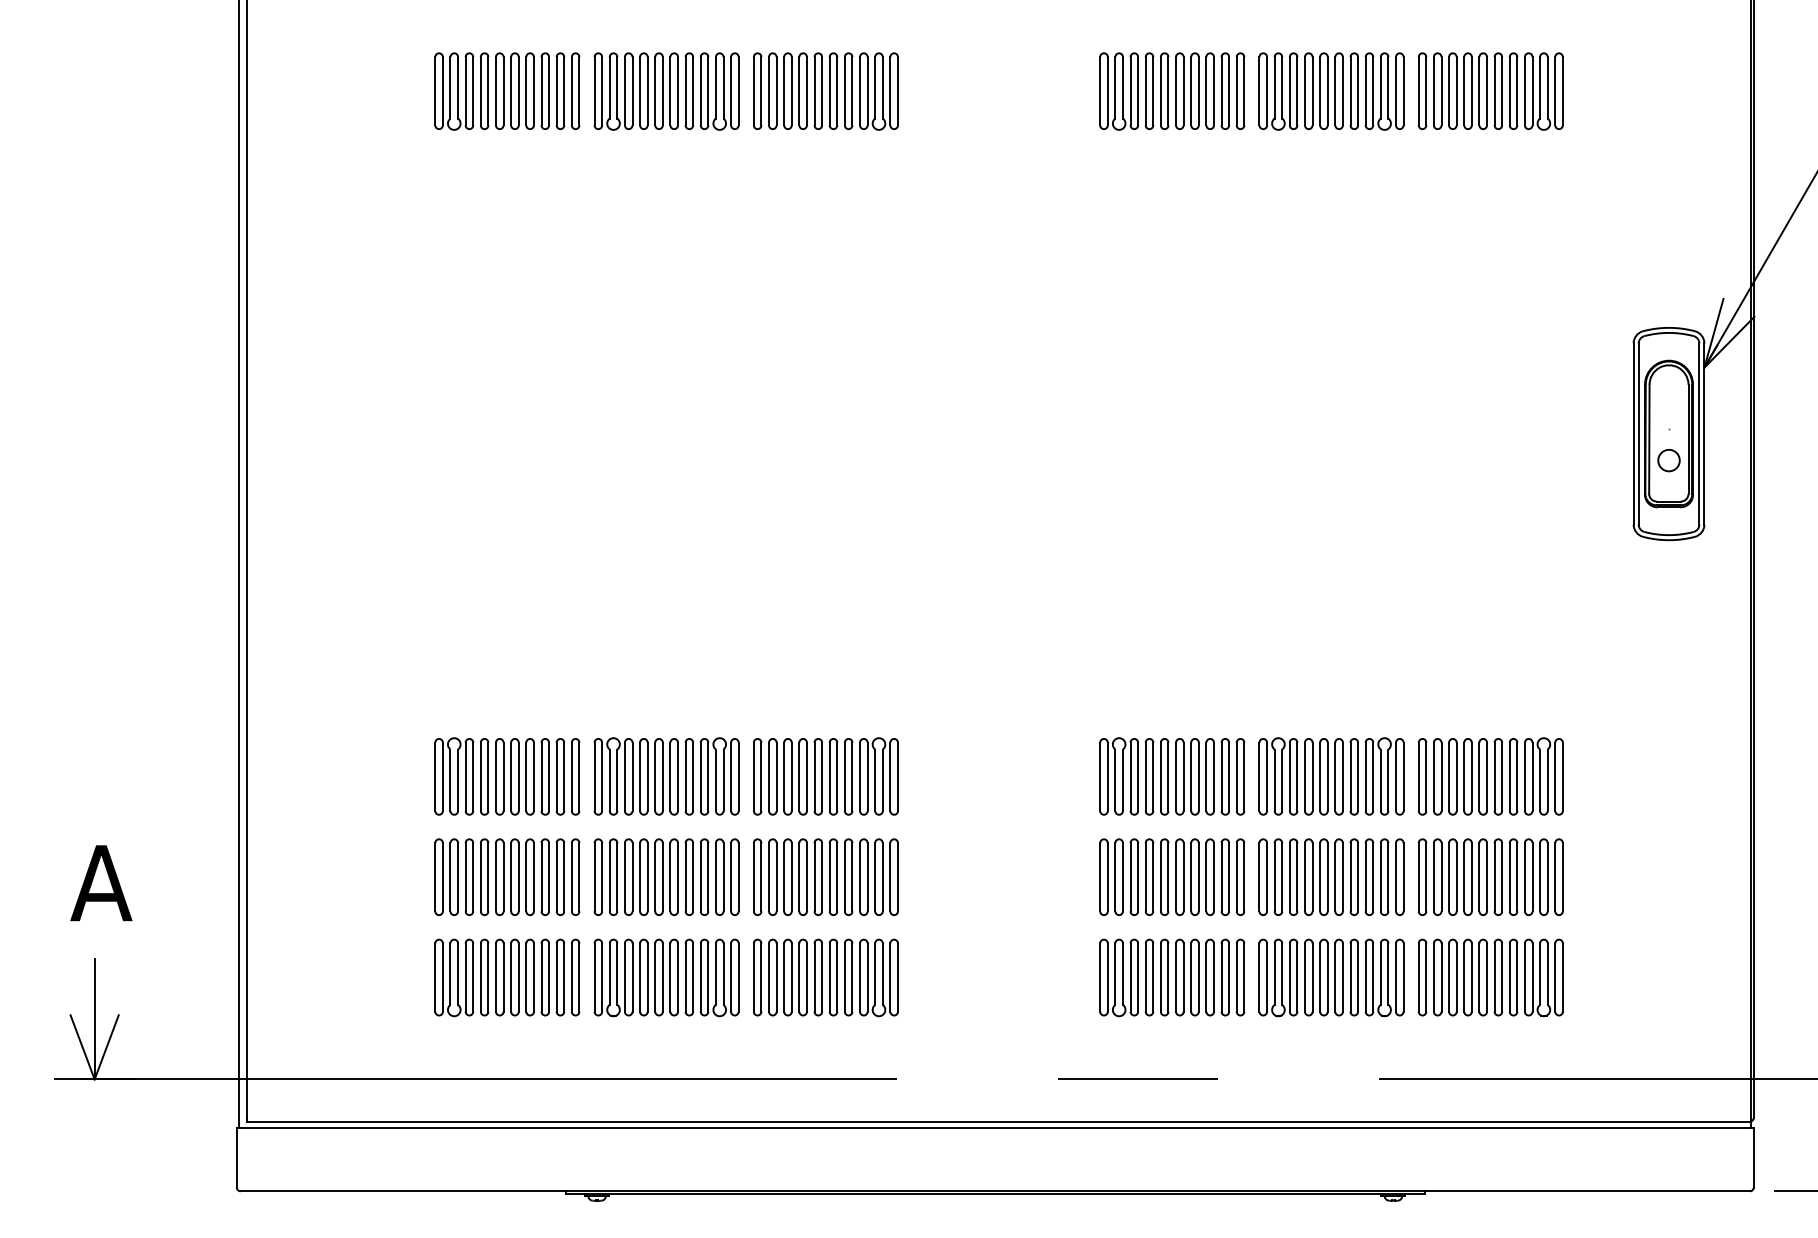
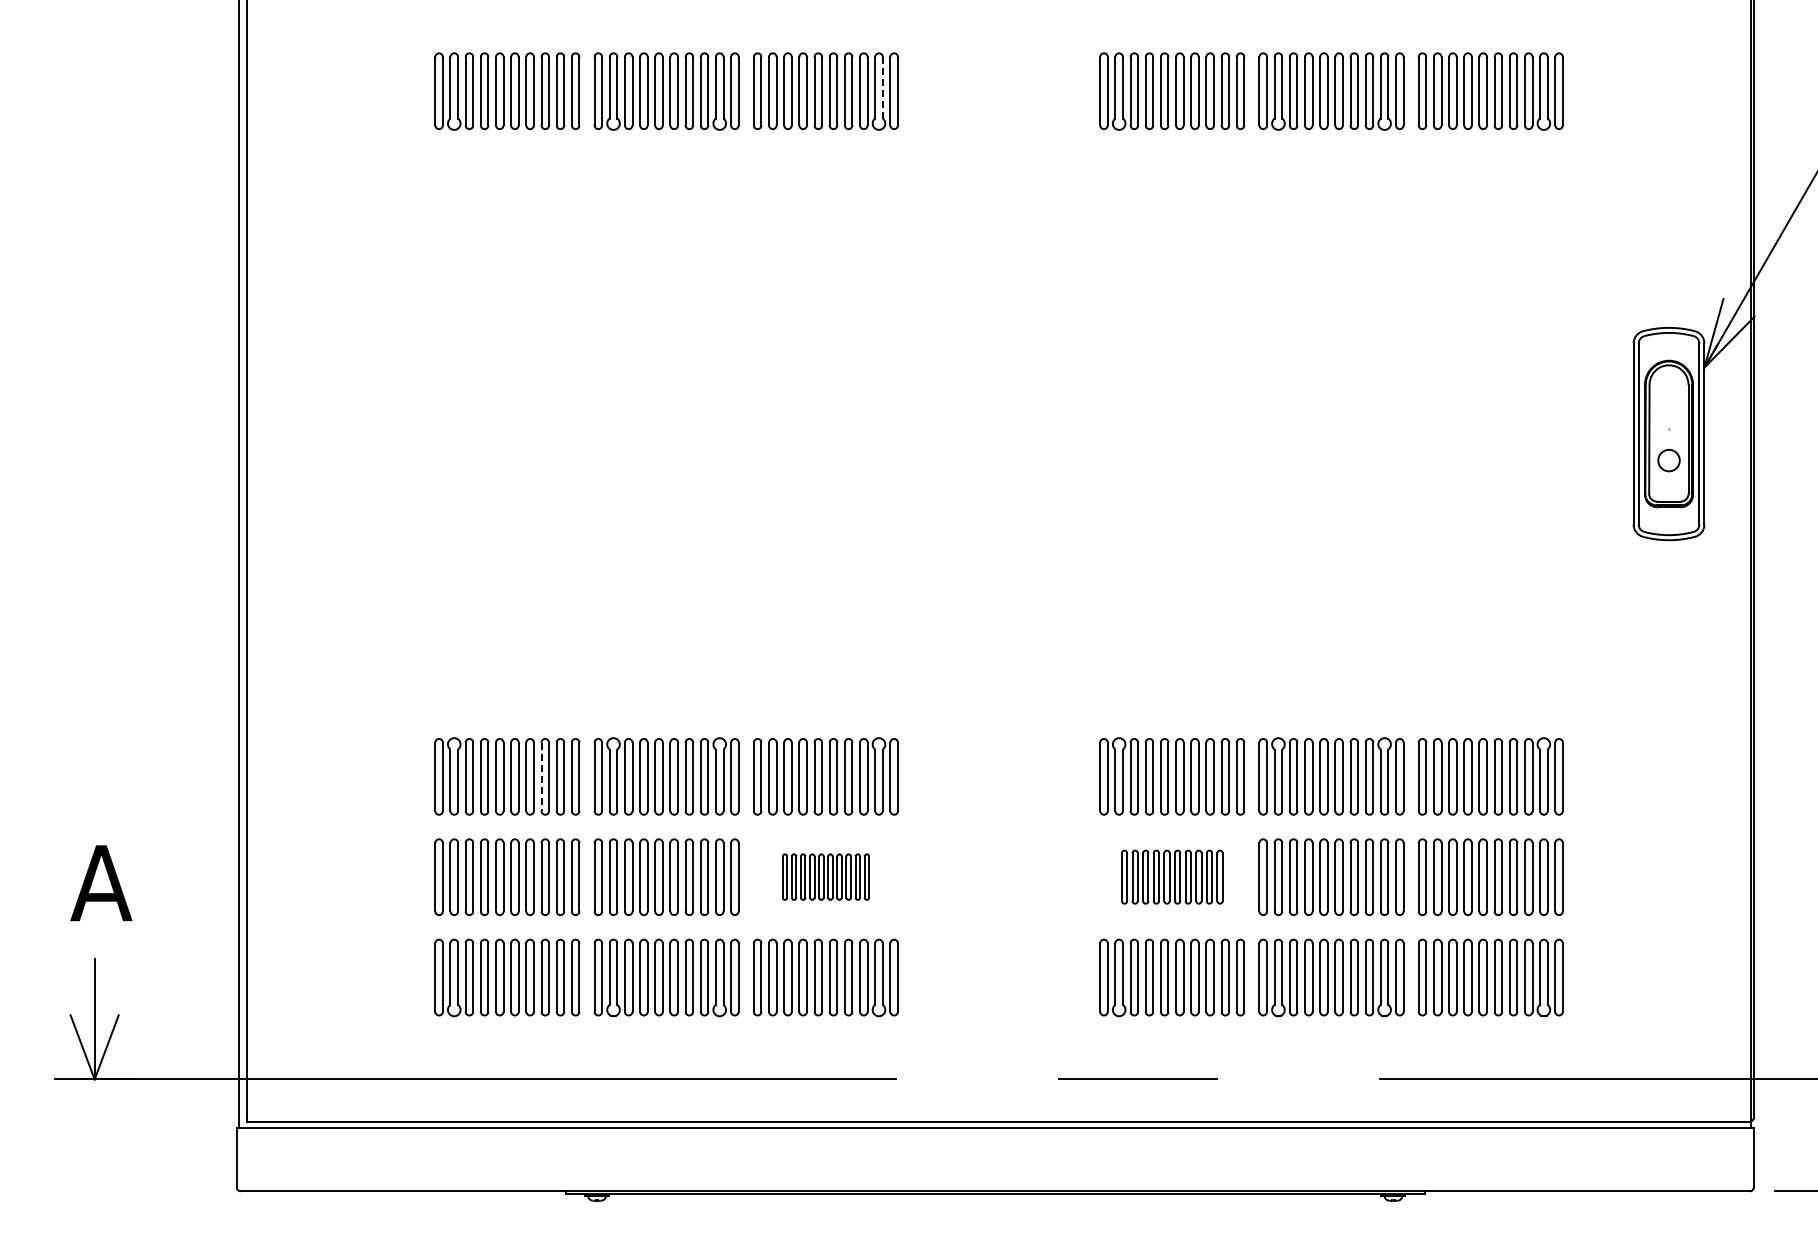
line: solid -> dashed (882, 87)
line: solid -> dashed (541, 777)
part size: 146x78 px -> 89x48 px (825, 876)
part size: 147x78 px -> 103x56 px (1172, 876)
